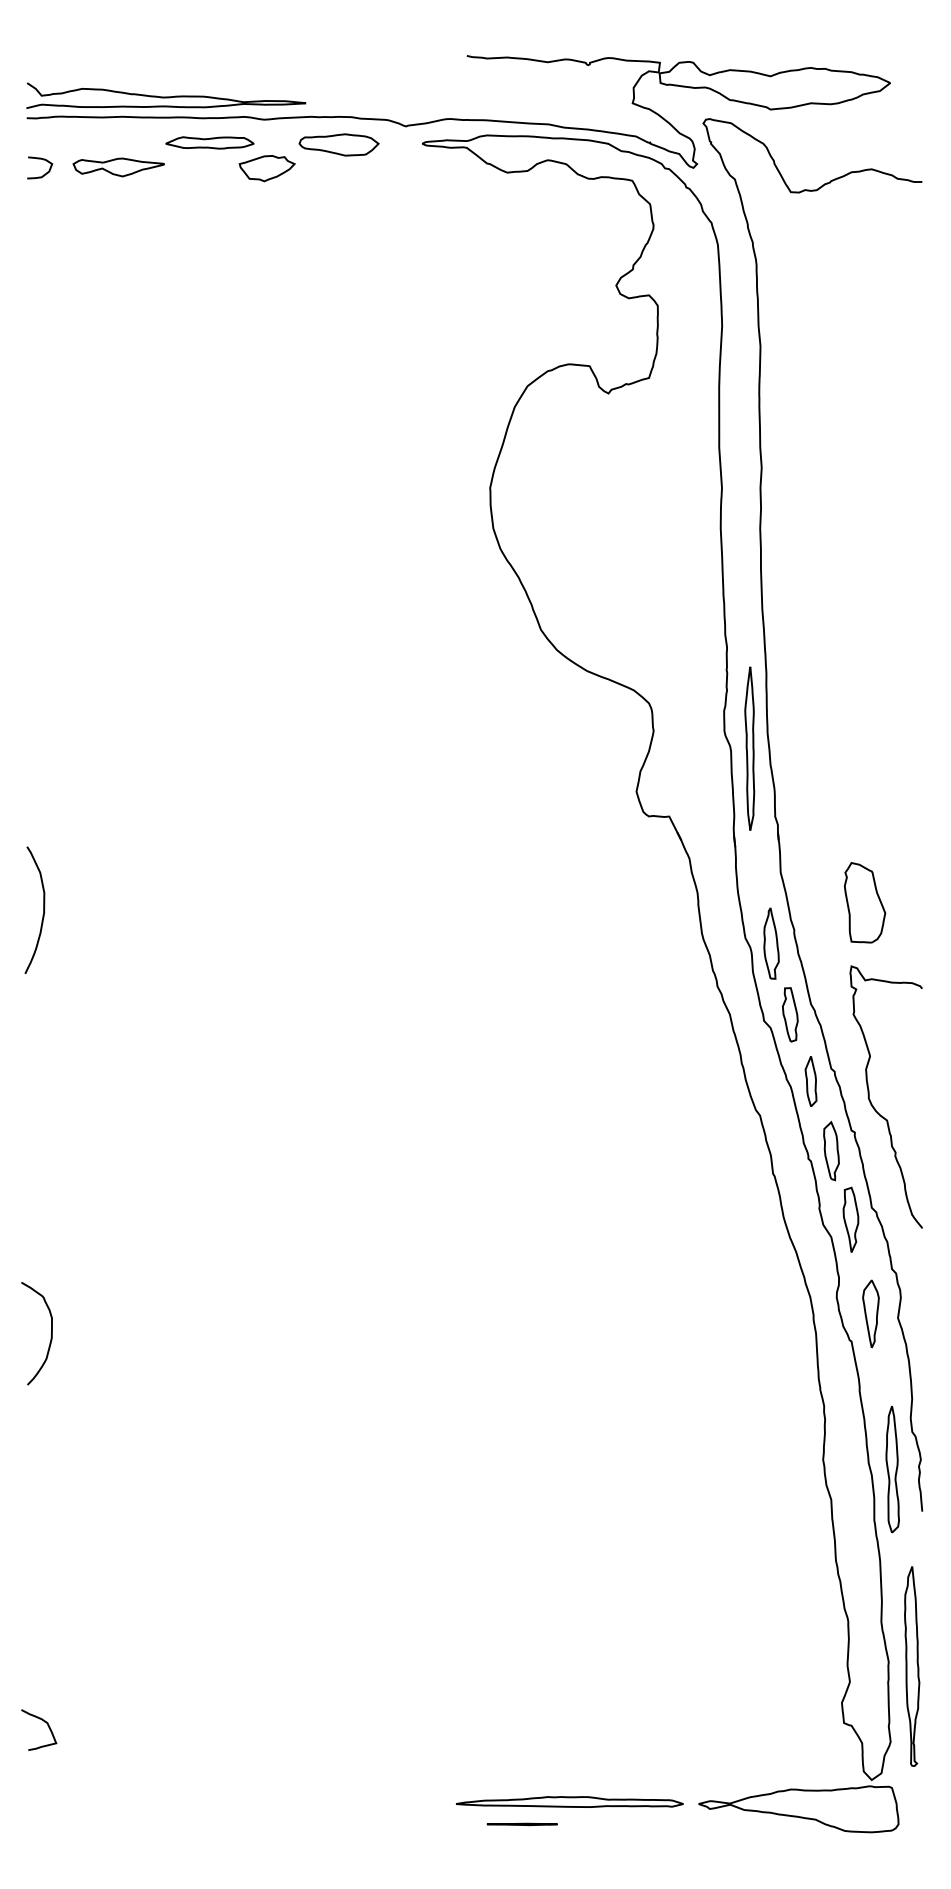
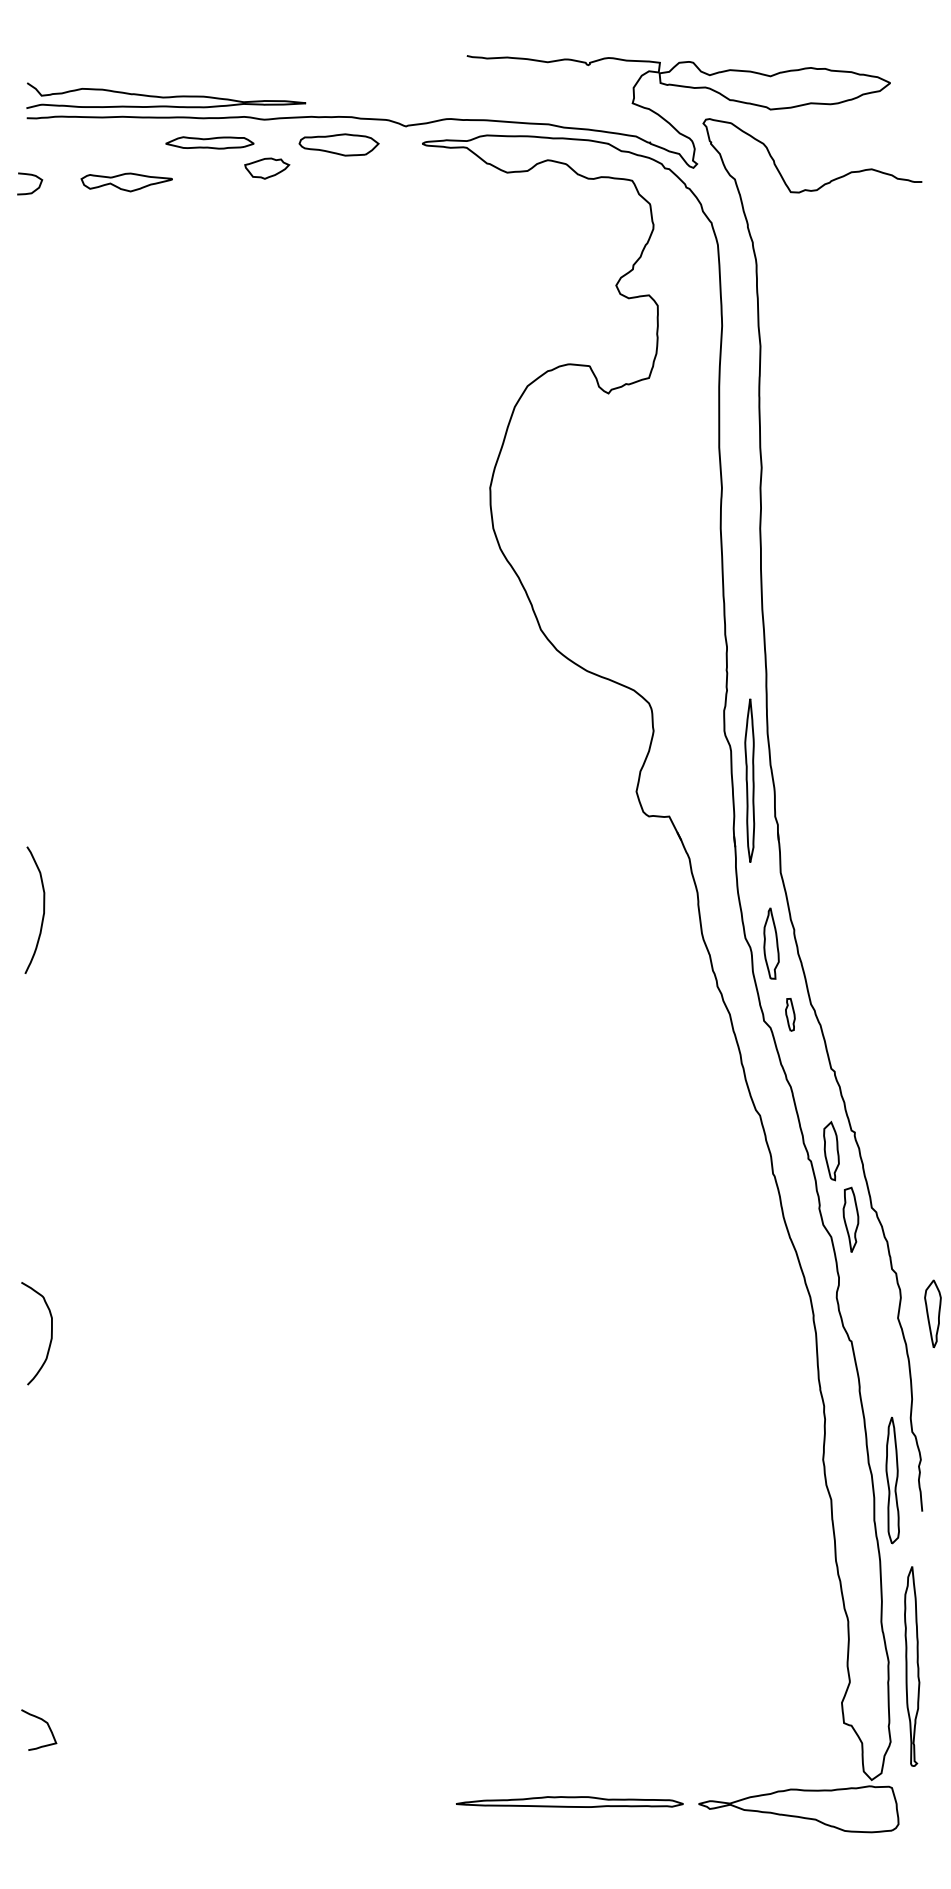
curve position: (43, 160) -> (33, 176) (33, 176)
part position: (118, 167) -> (126, 182) (126, 182)
part size: 58x28 px -> 47x23 px (267, 168)
part position: (749, 748) -> (749, 780) (749, 780)
part: present -> none (864, 902)
part size: 17x56 px -> 11x34 px (790, 1014)
part: present -> none (810, 1081)
curve: present -> none (871, 1101)
part position: (870, 1313) -> (932, 1313) (932, 1313)
part position: (892, 1469) -> (892, 1480) (892, 1480)
line: present -> none (521, 1824)
